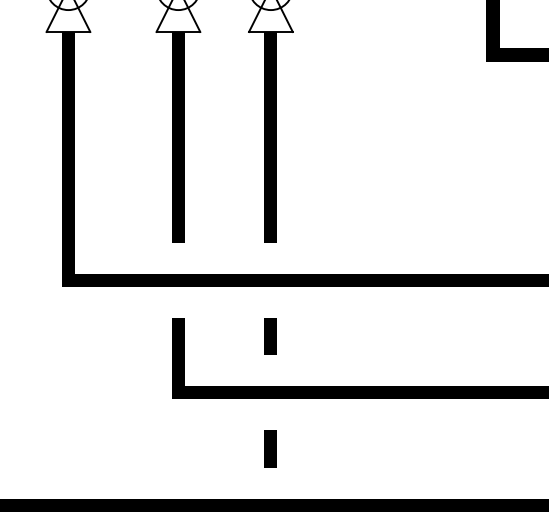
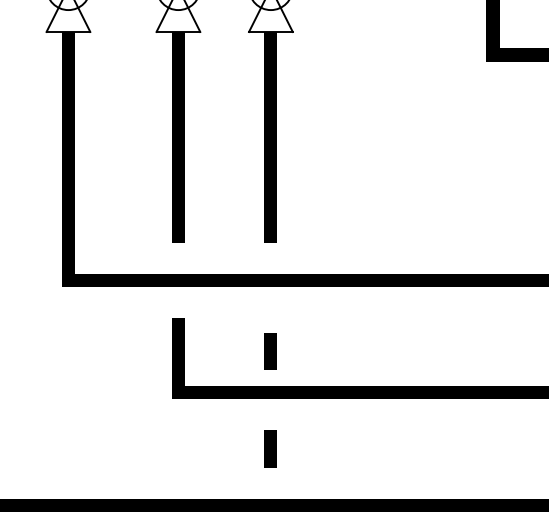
line position: (270, 336) -> (270, 351) (270, 351)
